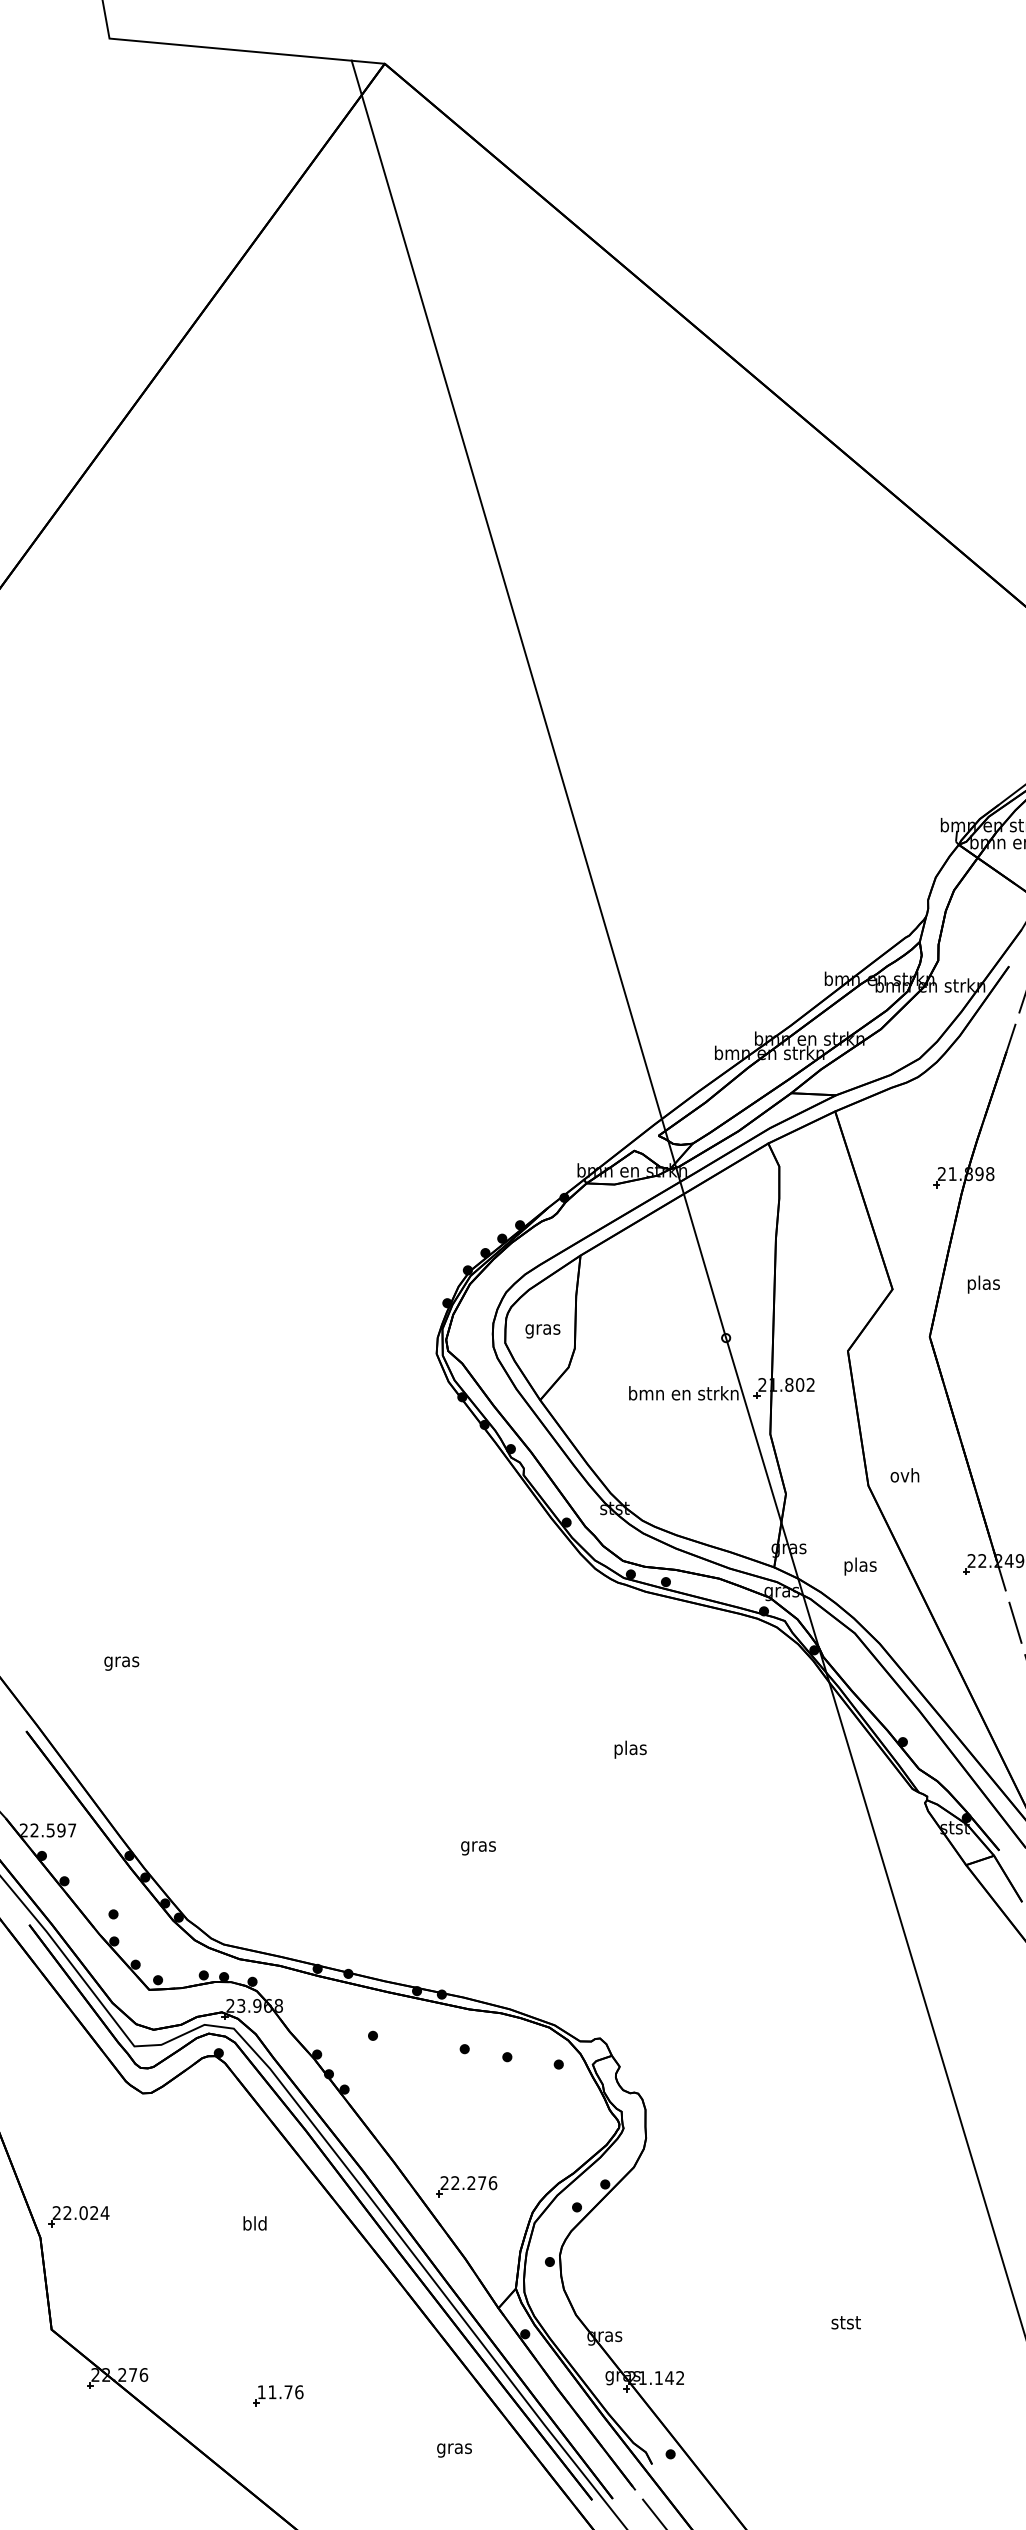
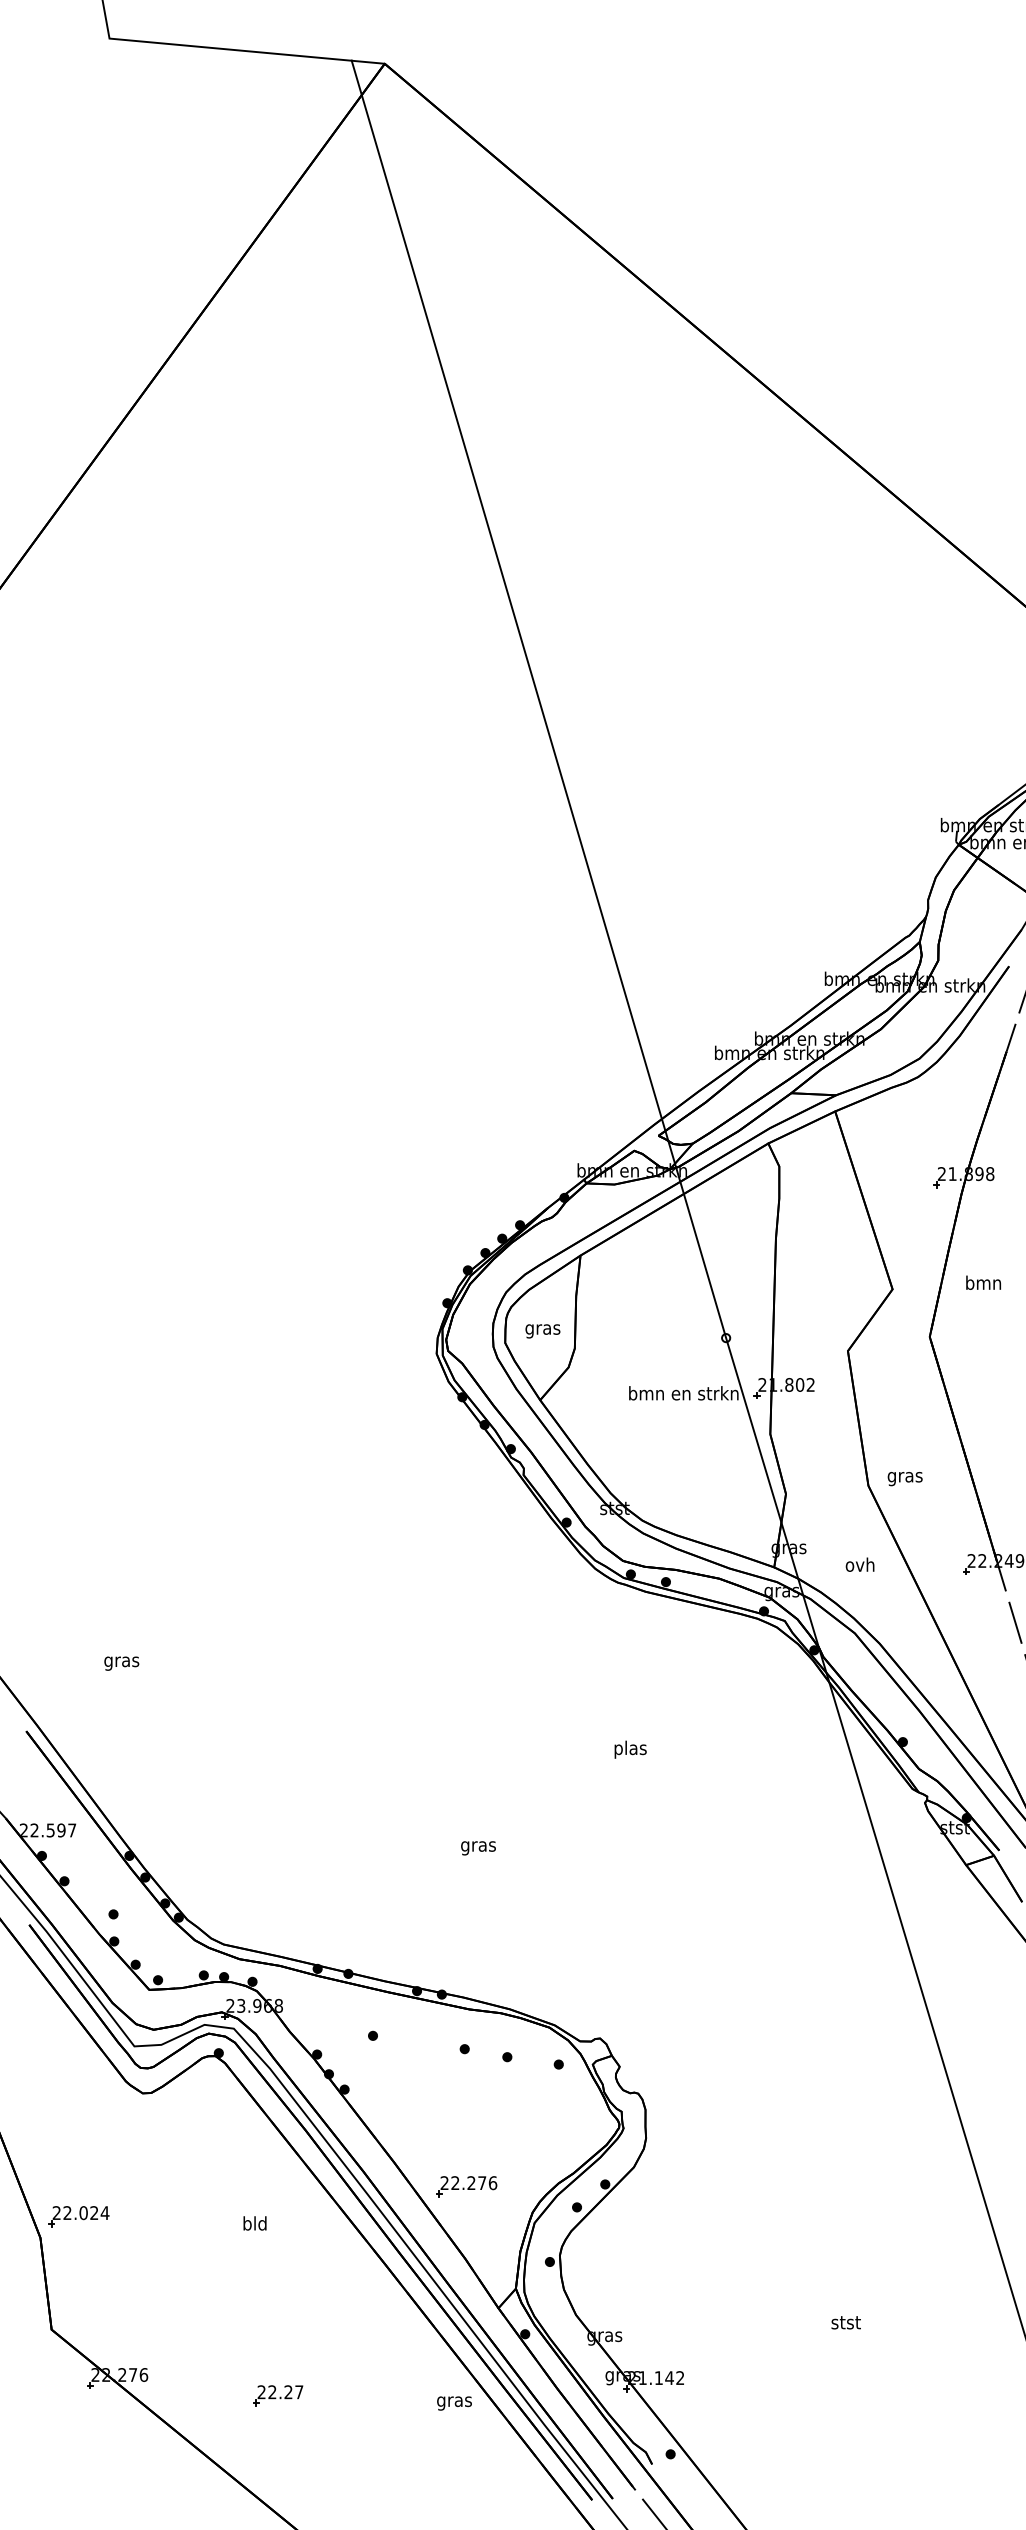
text: plas -> bmn (983, 1284)
text: ovh -> gras (904, 1477)
text: plas -> ovh (860, 1566)
text: 11.76 -> 22.27 (280, 2392)
text position: (454, 2450) -> (454, 2403) (454, 2403)
